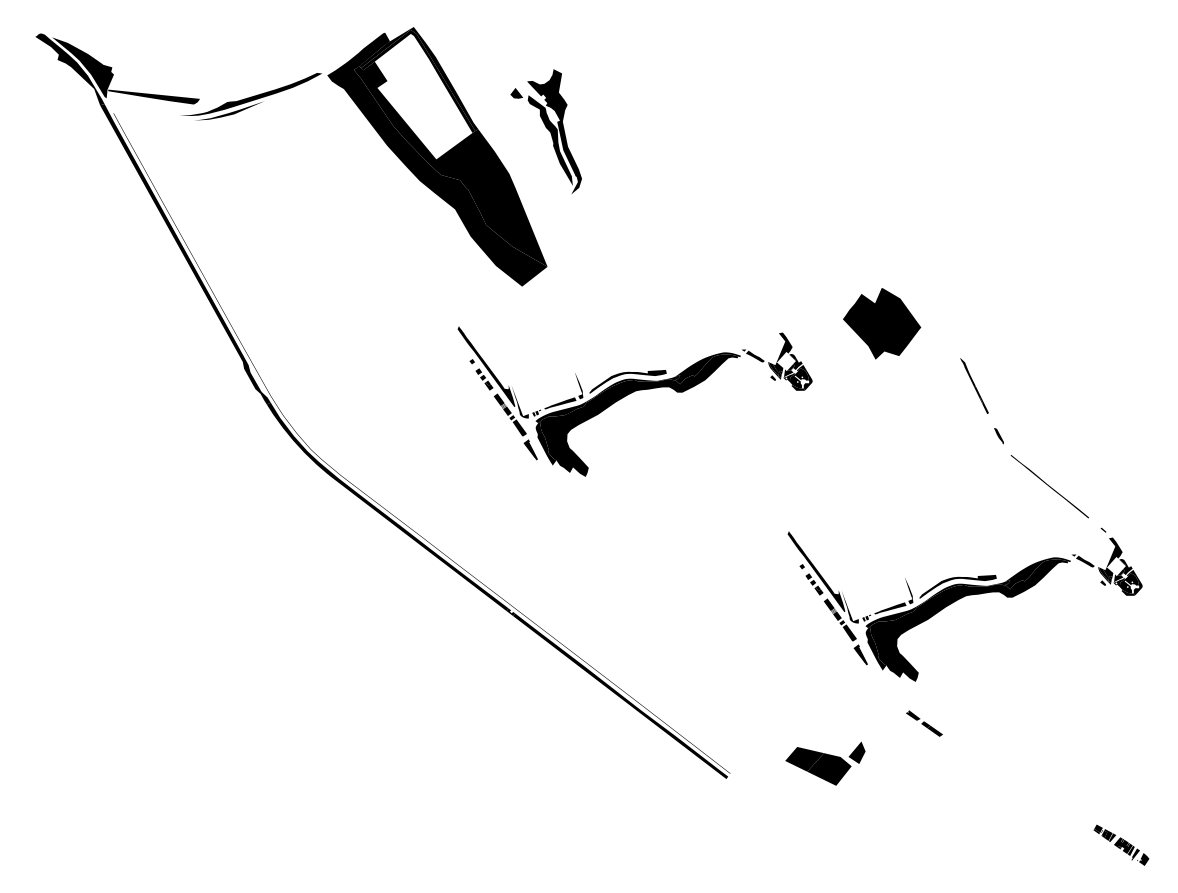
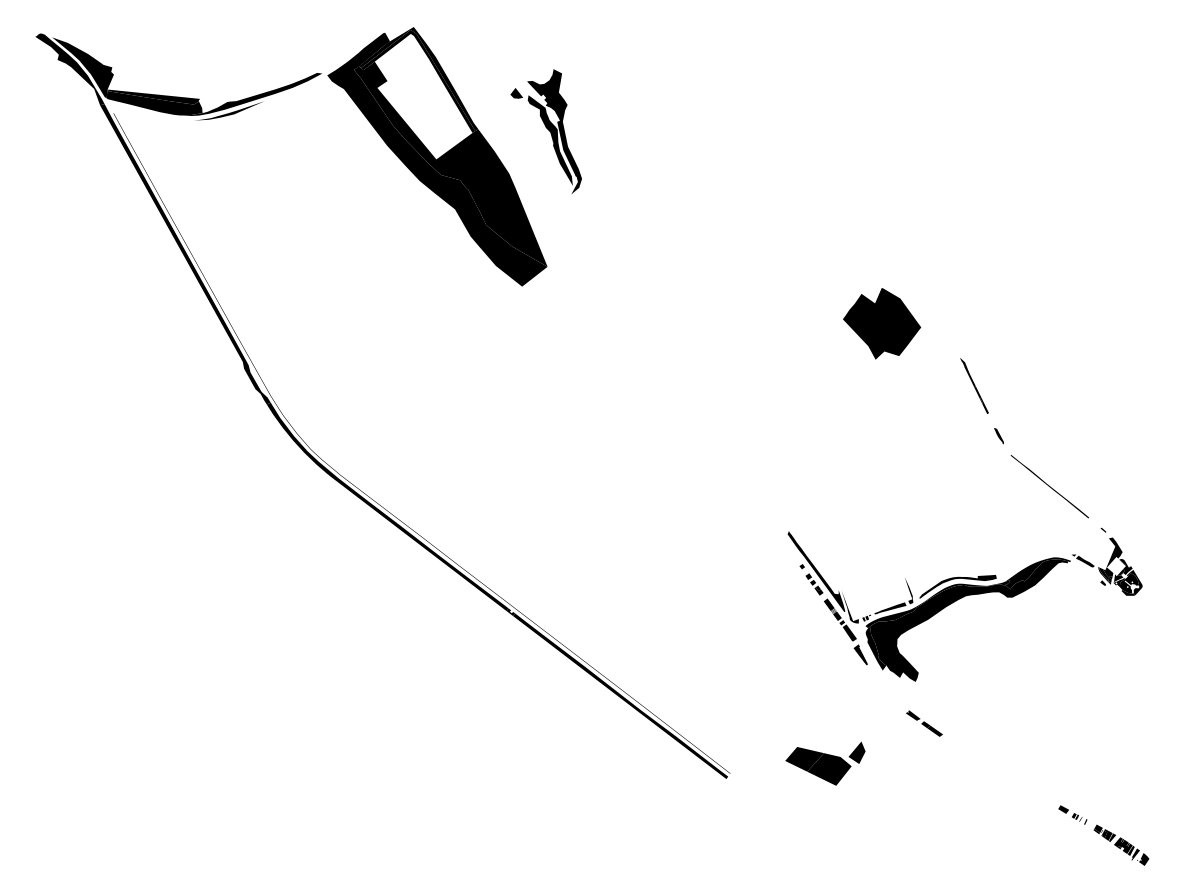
fill: none -> present (154, 102)
part: present -> none (631, 393)
part: none -> present (1072, 814)
